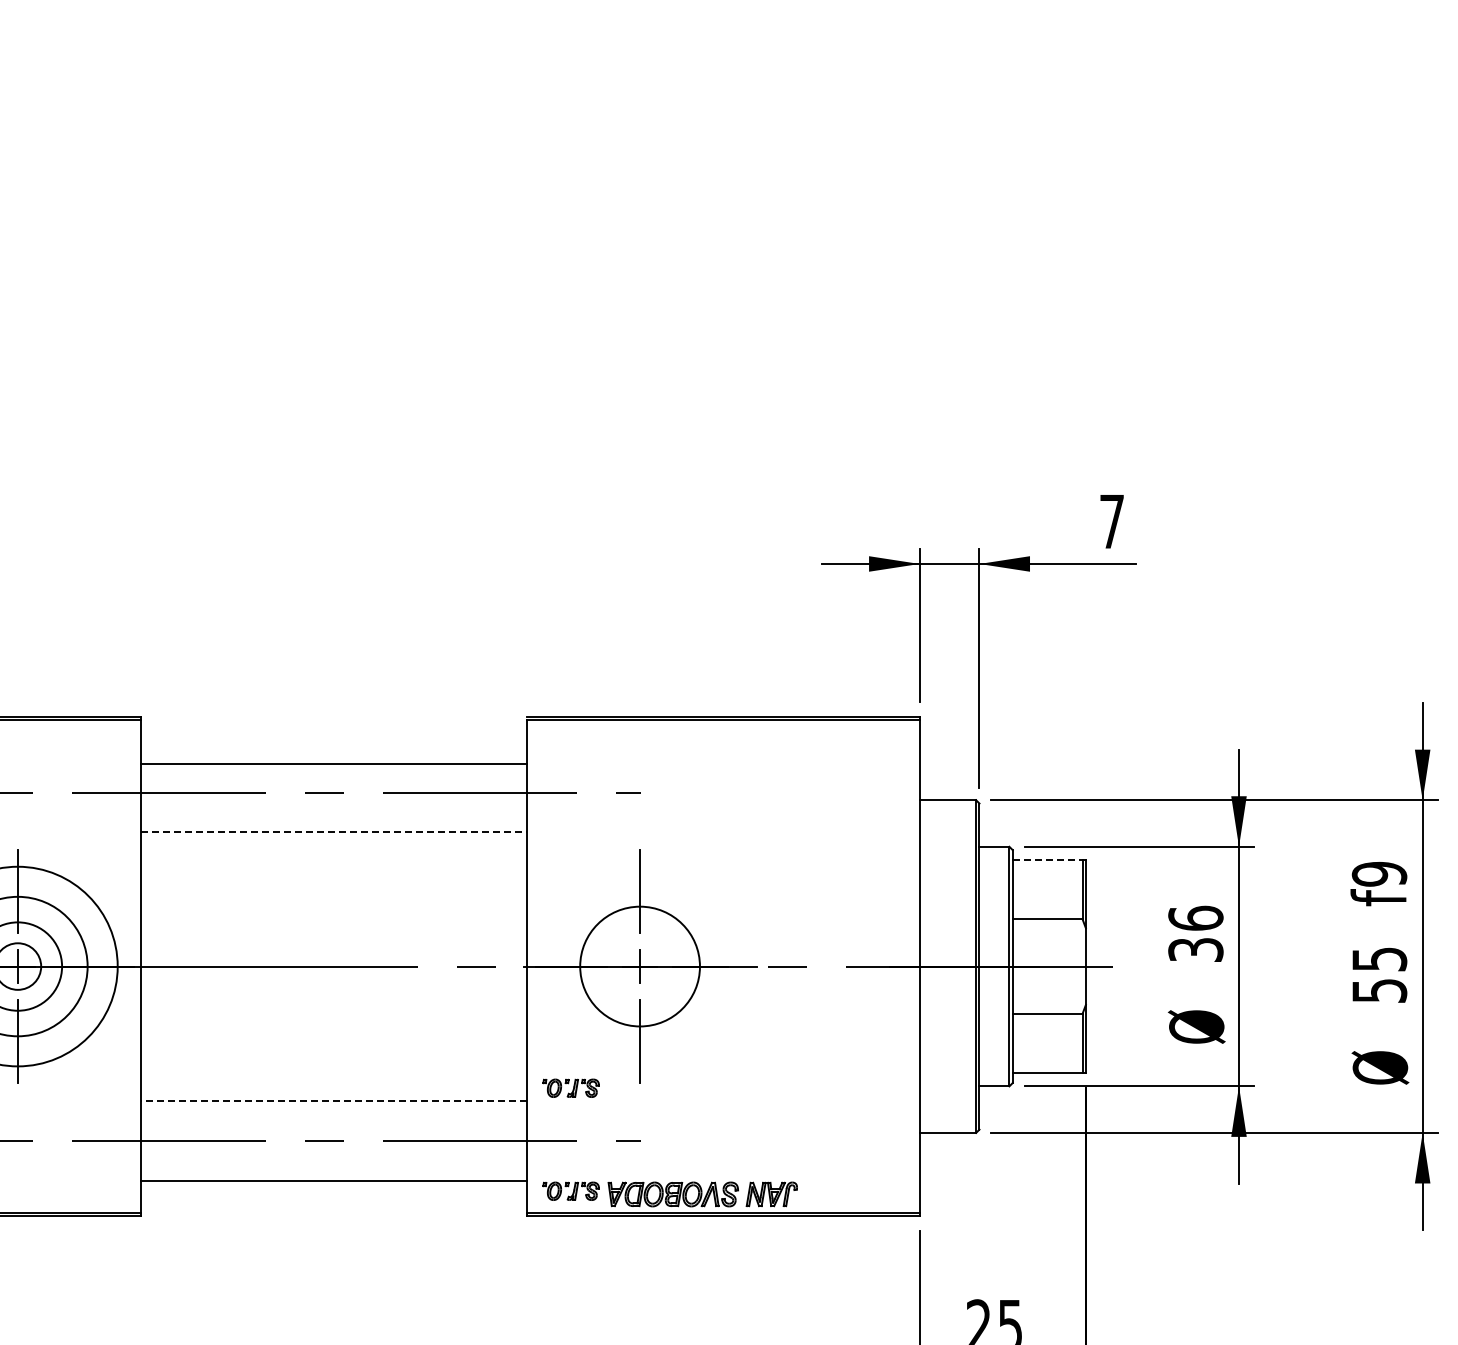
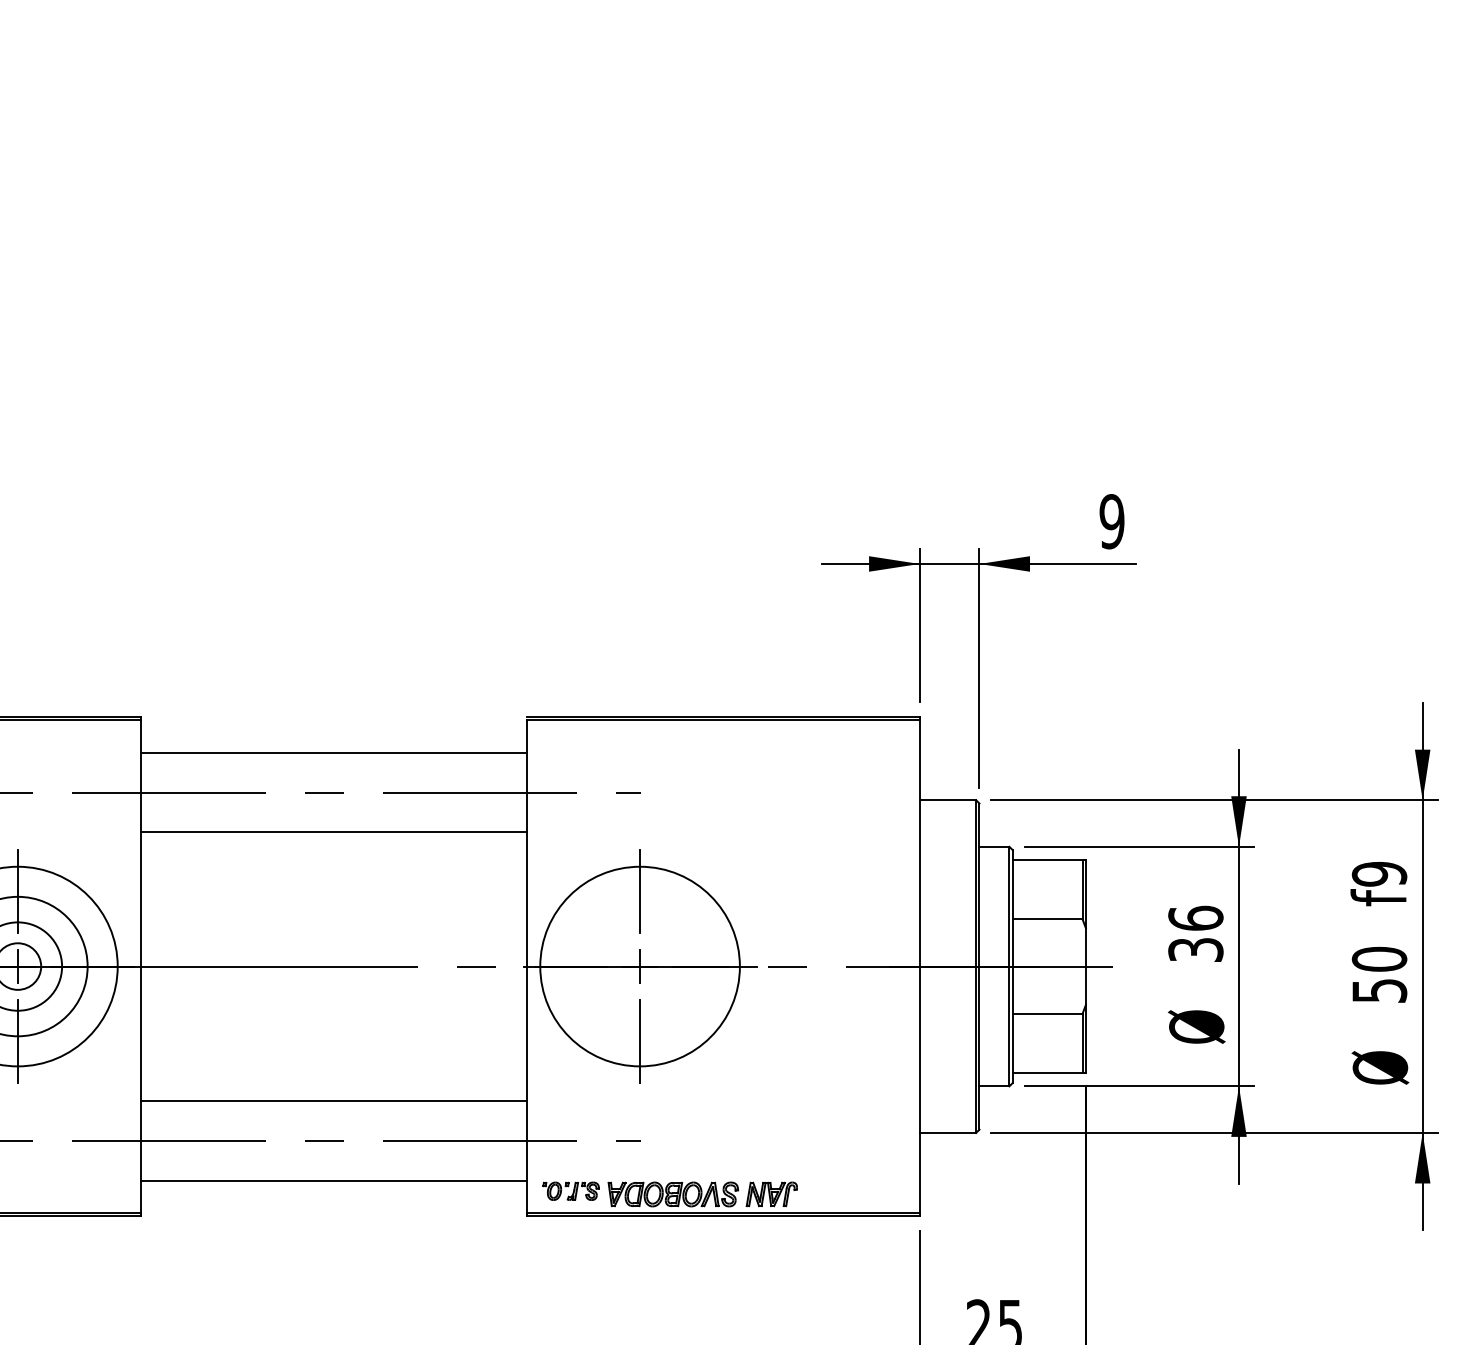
text: 7 -> 9 (1111, 521)
line position: (333, 763) -> (333, 752) (333, 752)
line: dashed -> solid (333, 832)
line: dashed -> solid (1047, 860)
text: 55 -> 50 (1379, 958)
circle diameter: 120 px -> 200 px (639, 966)
part: present -> none (570, 1087)
line: dashed -> solid (333, 1100)
